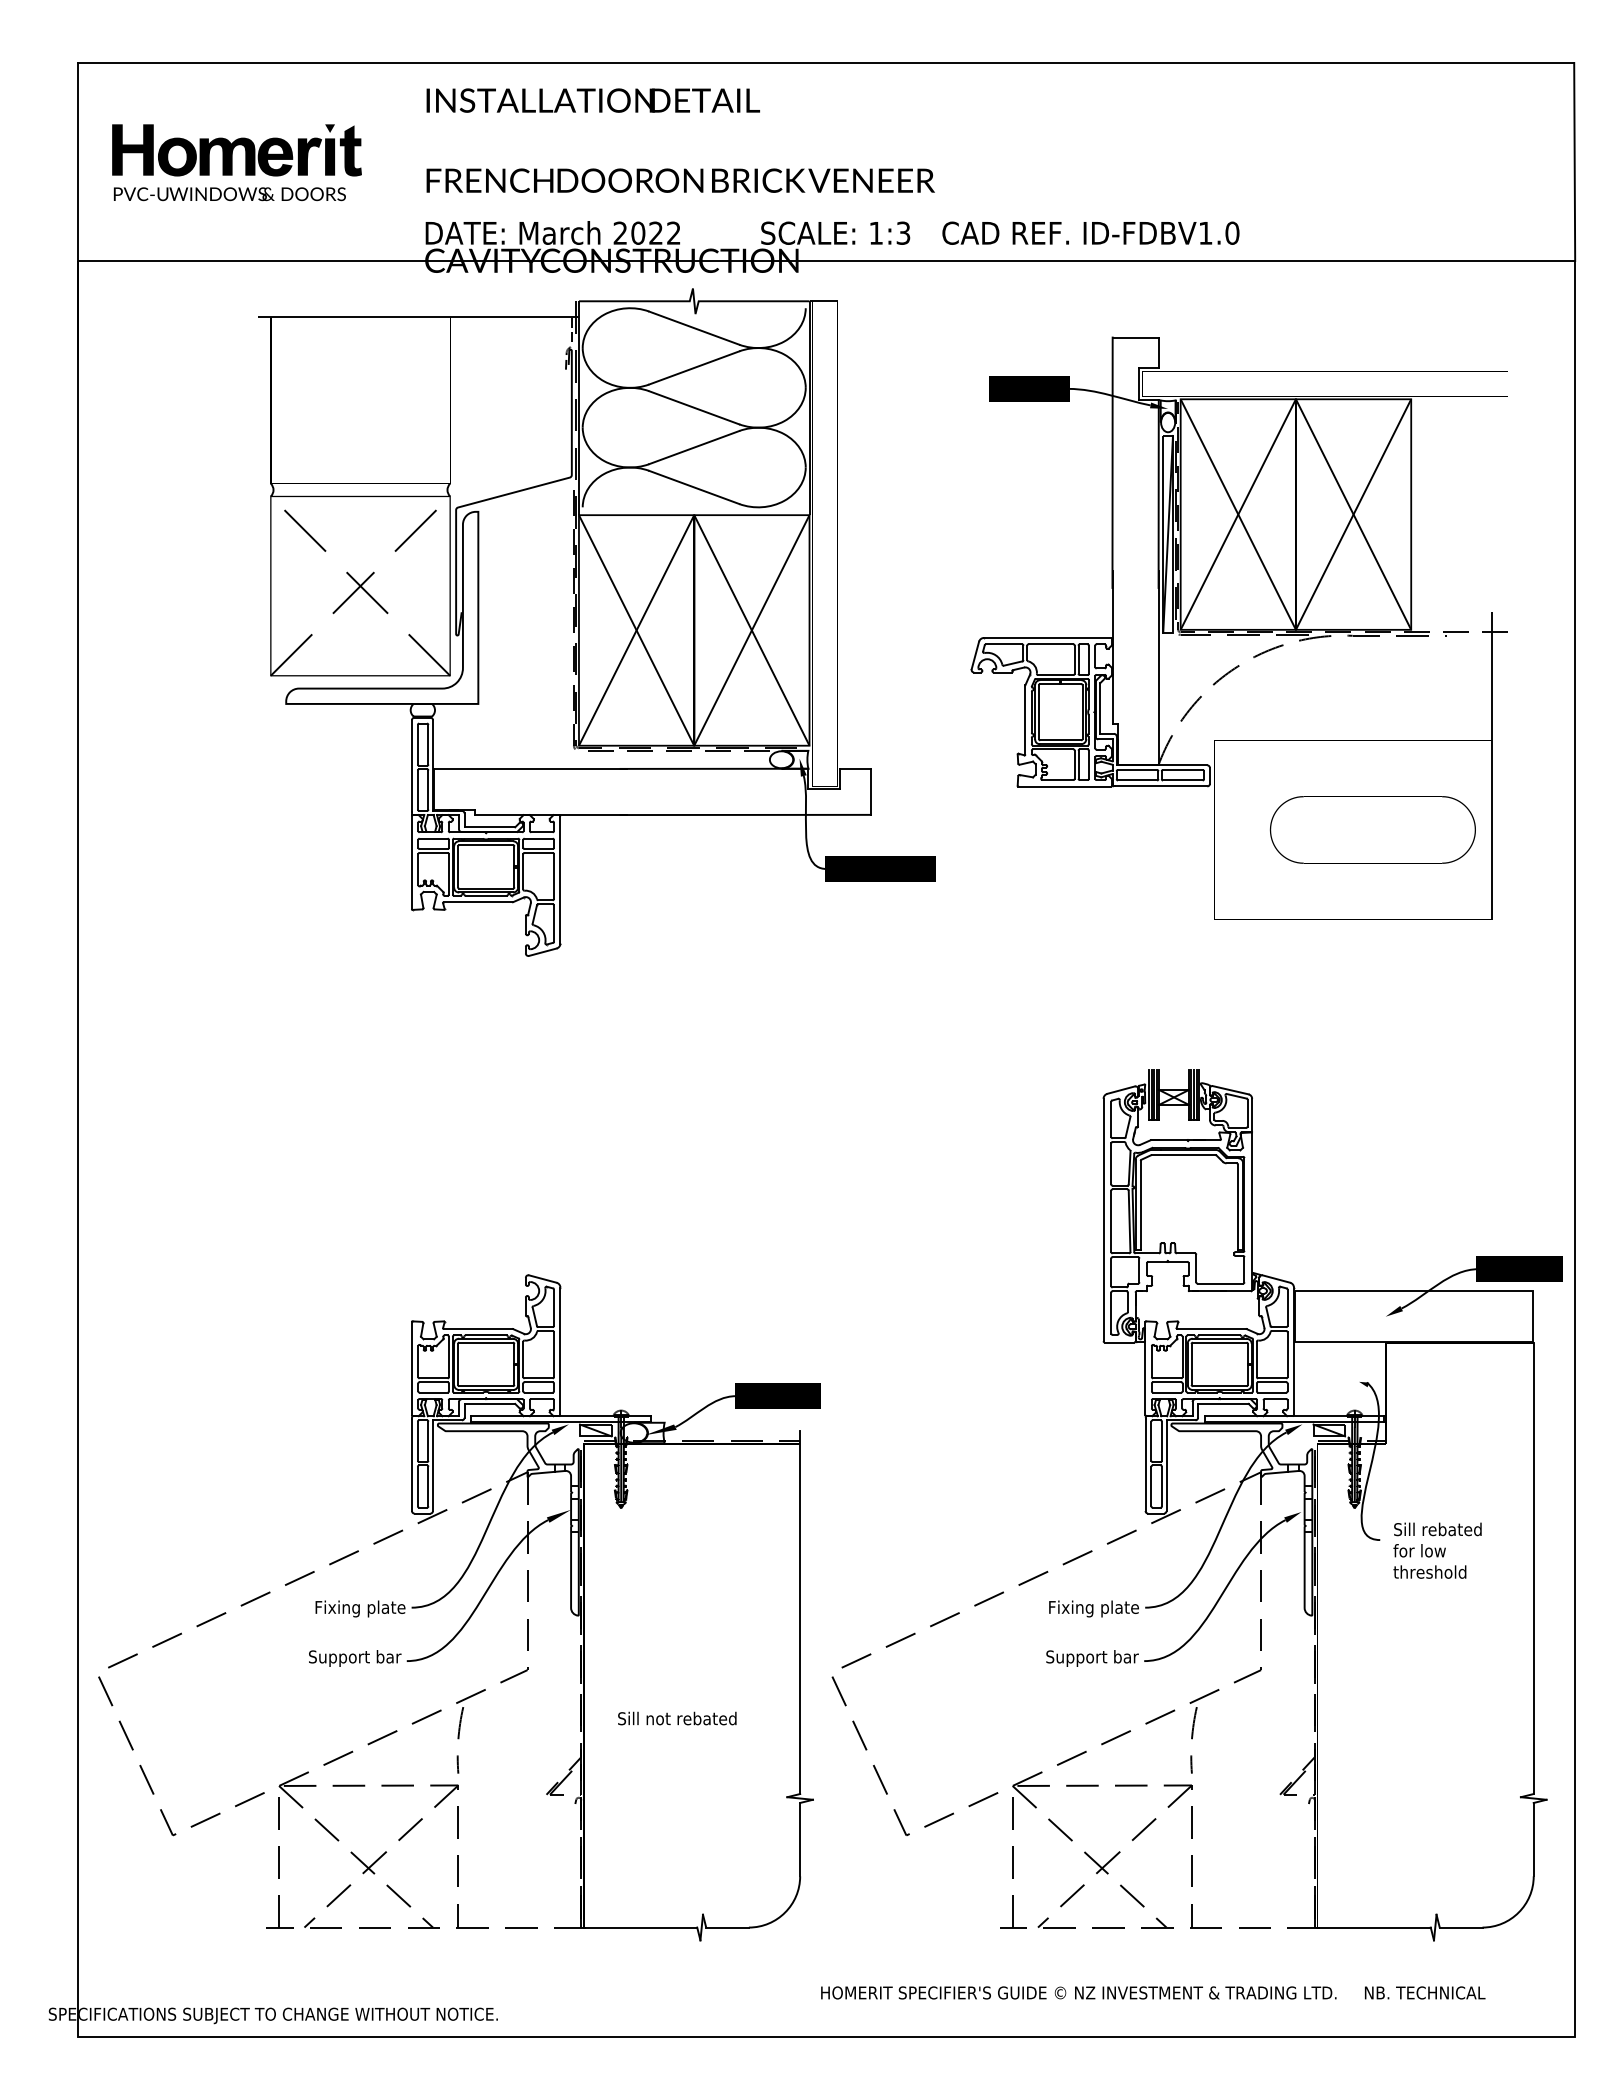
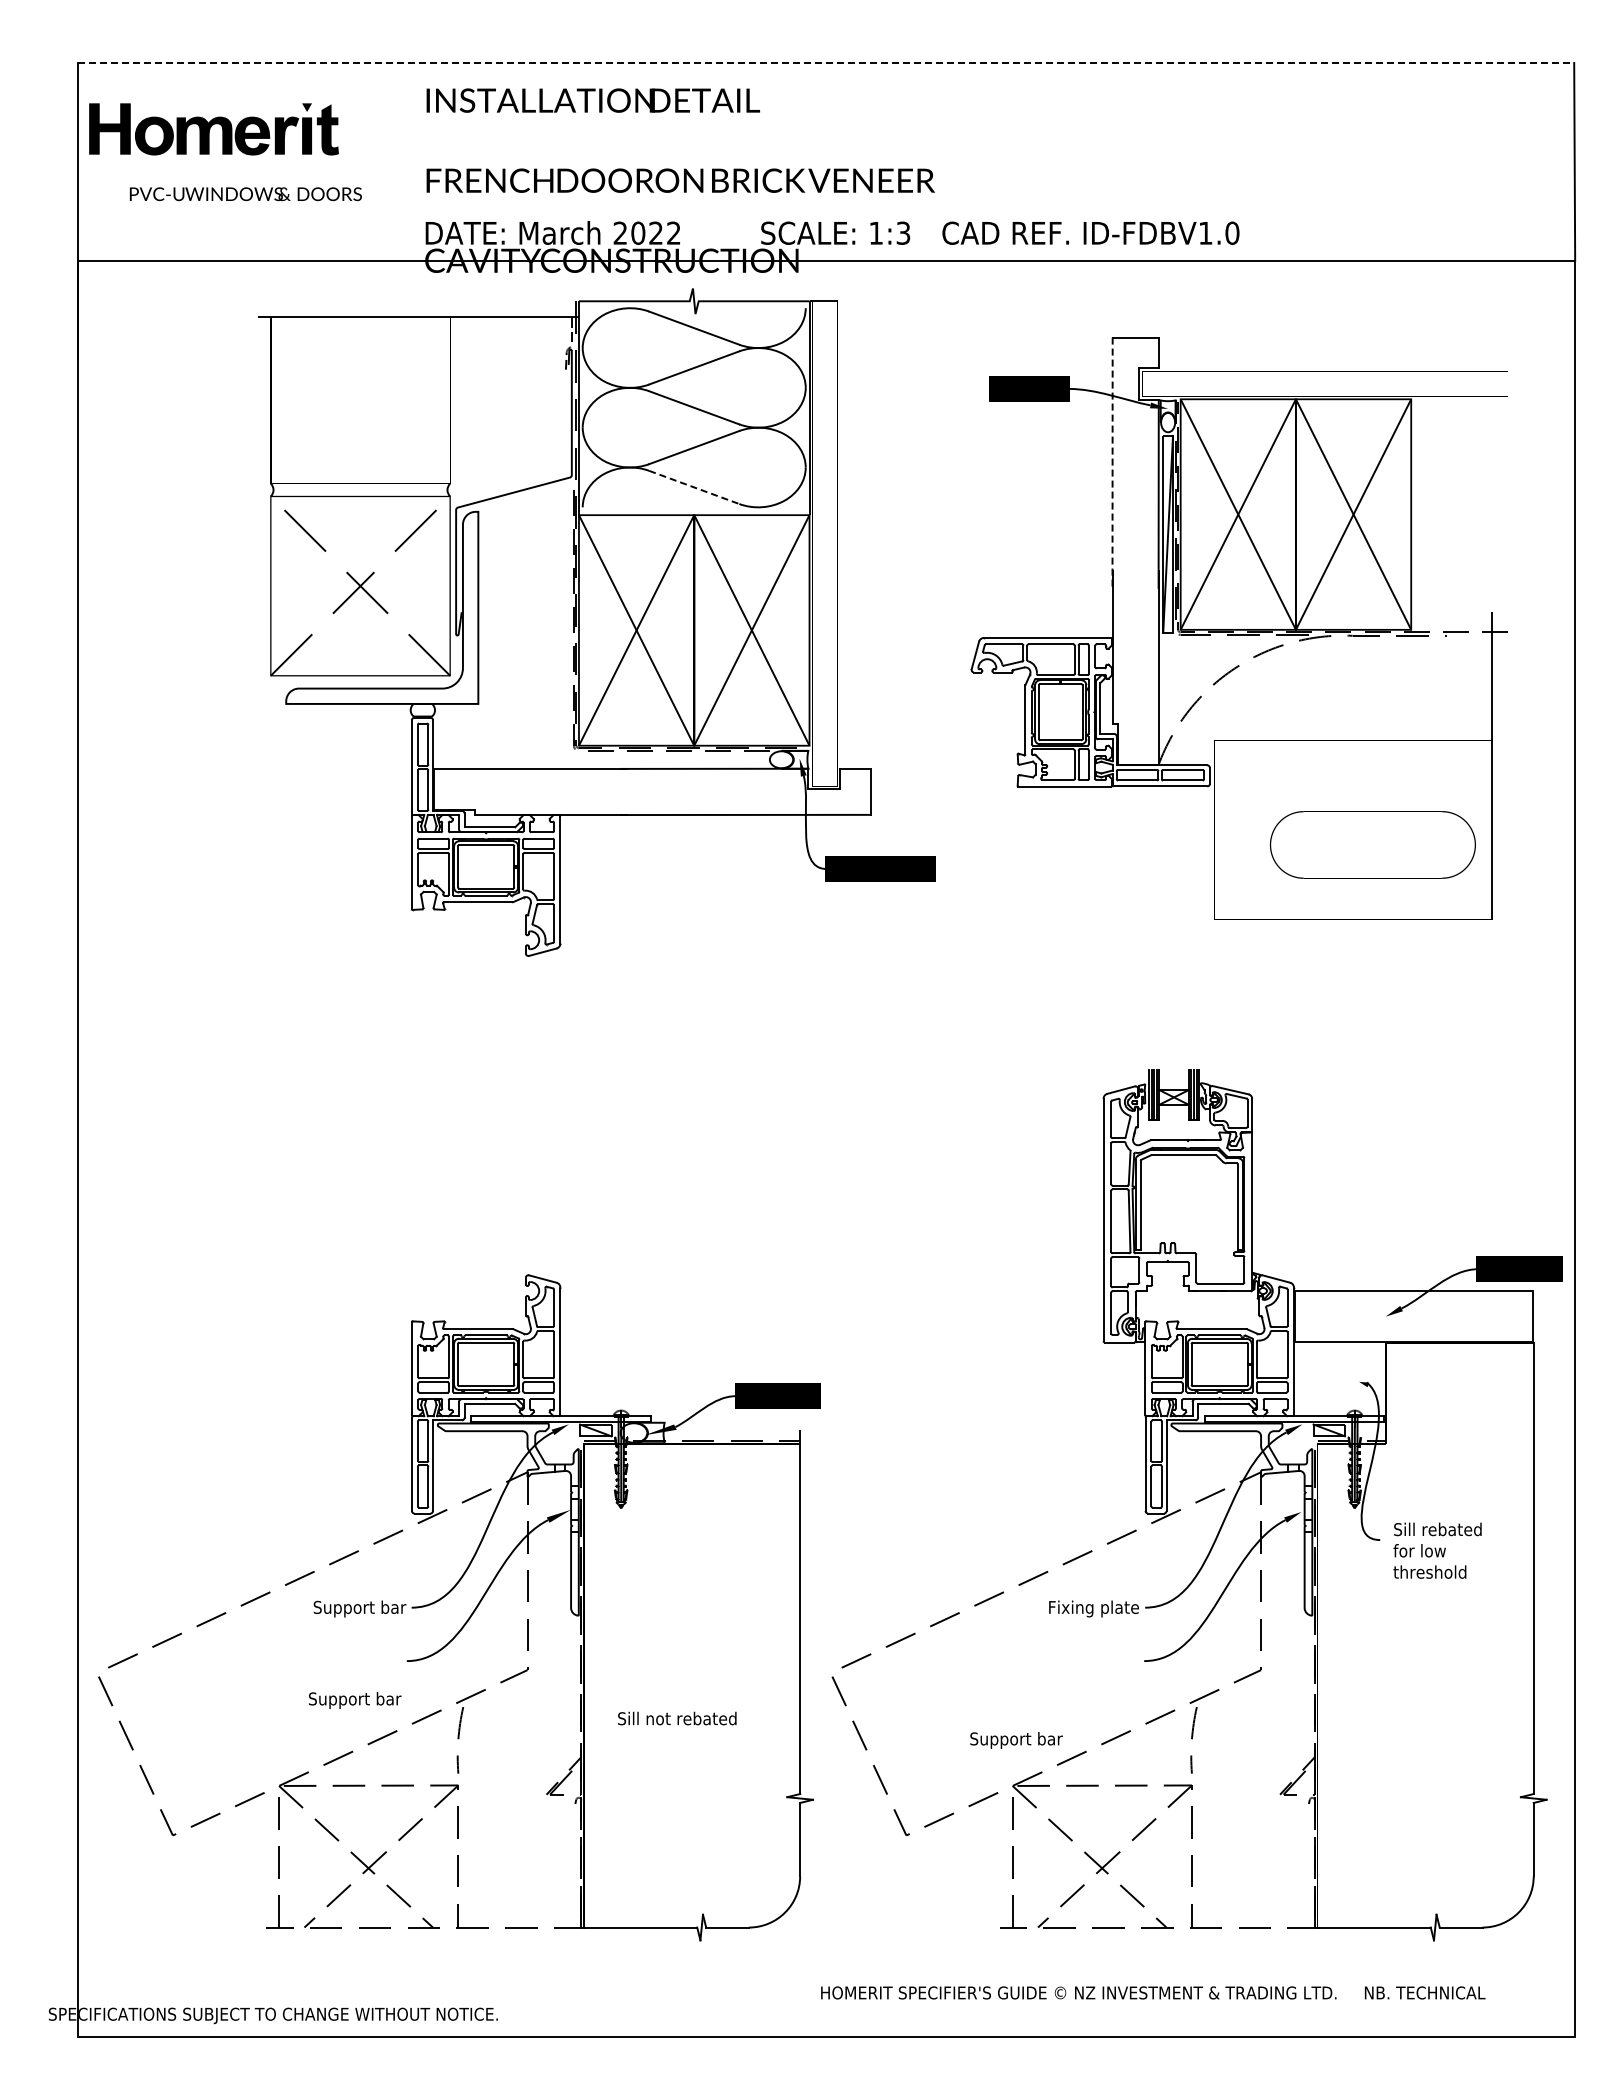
line: solid -> dashed (826, 63)
part position: (236, 150) -> (213, 129) (213, 129)
text position: (229, 194) -> (245, 194) (245, 194)
line: solid -> dashed (1112, 463)
line: solid -> dashed (694, 487)
part position: (1372, 829) -> (1372, 844) (1372, 844)
text: Fixing plate -> Support bar (359, 1608)
text position: (355, 1658) -> (355, 1700) (355, 1700)
text position: (1092, 1658) -> (1016, 1740) (1016, 1740)
